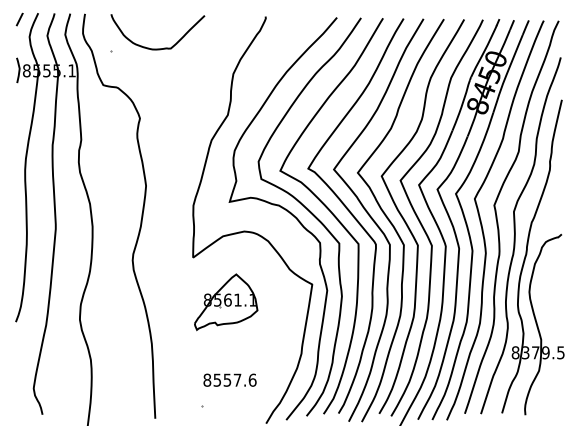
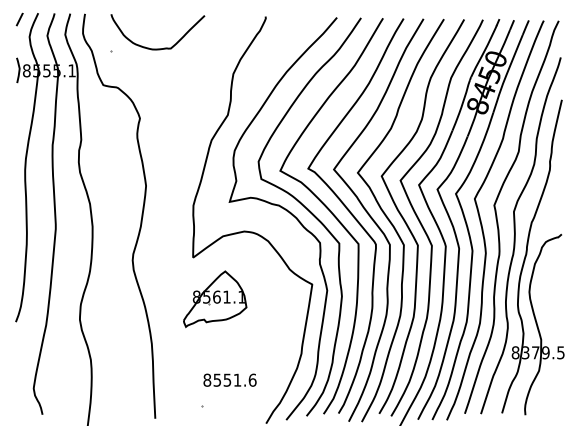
part position: (226, 302) -> (215, 299) (215, 299)
text: 8557.6 -> 8551.6 (237, 379)
